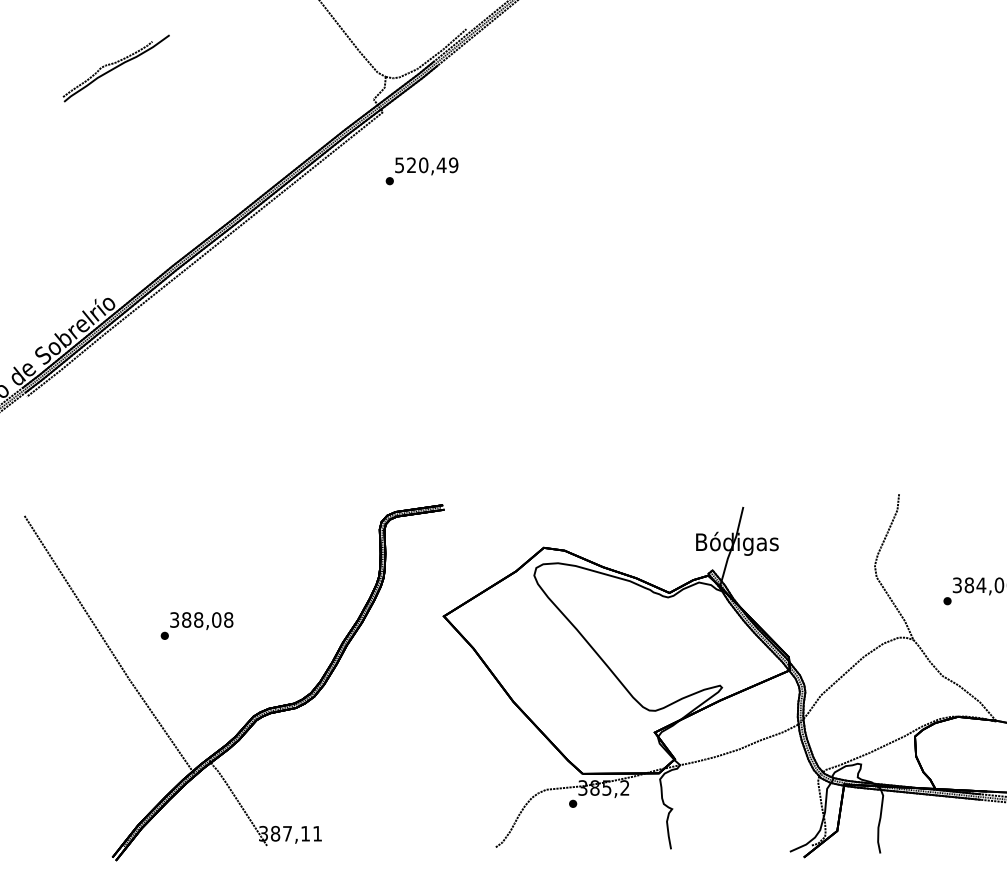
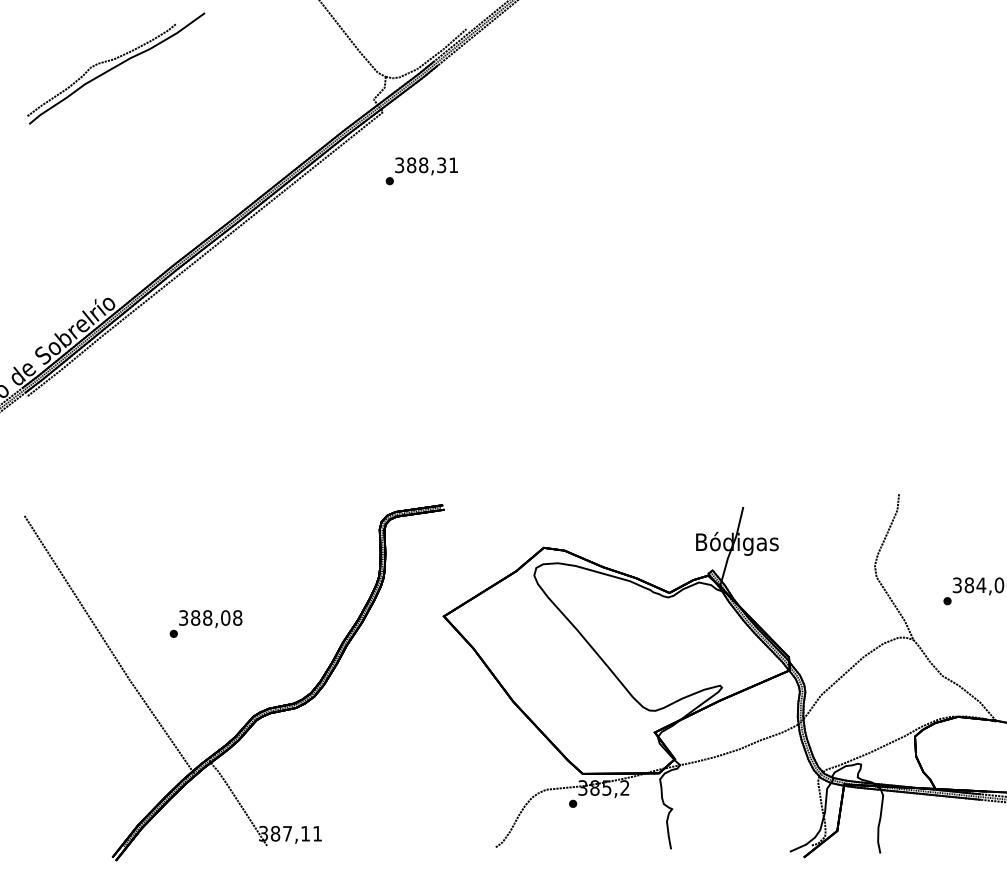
part size: 108x69 px -> 179x113 px (116, 68)
text: 520,49 -> 388,31 (426, 165)
text position: (196, 625) -> (205, 623) (205, 623)
